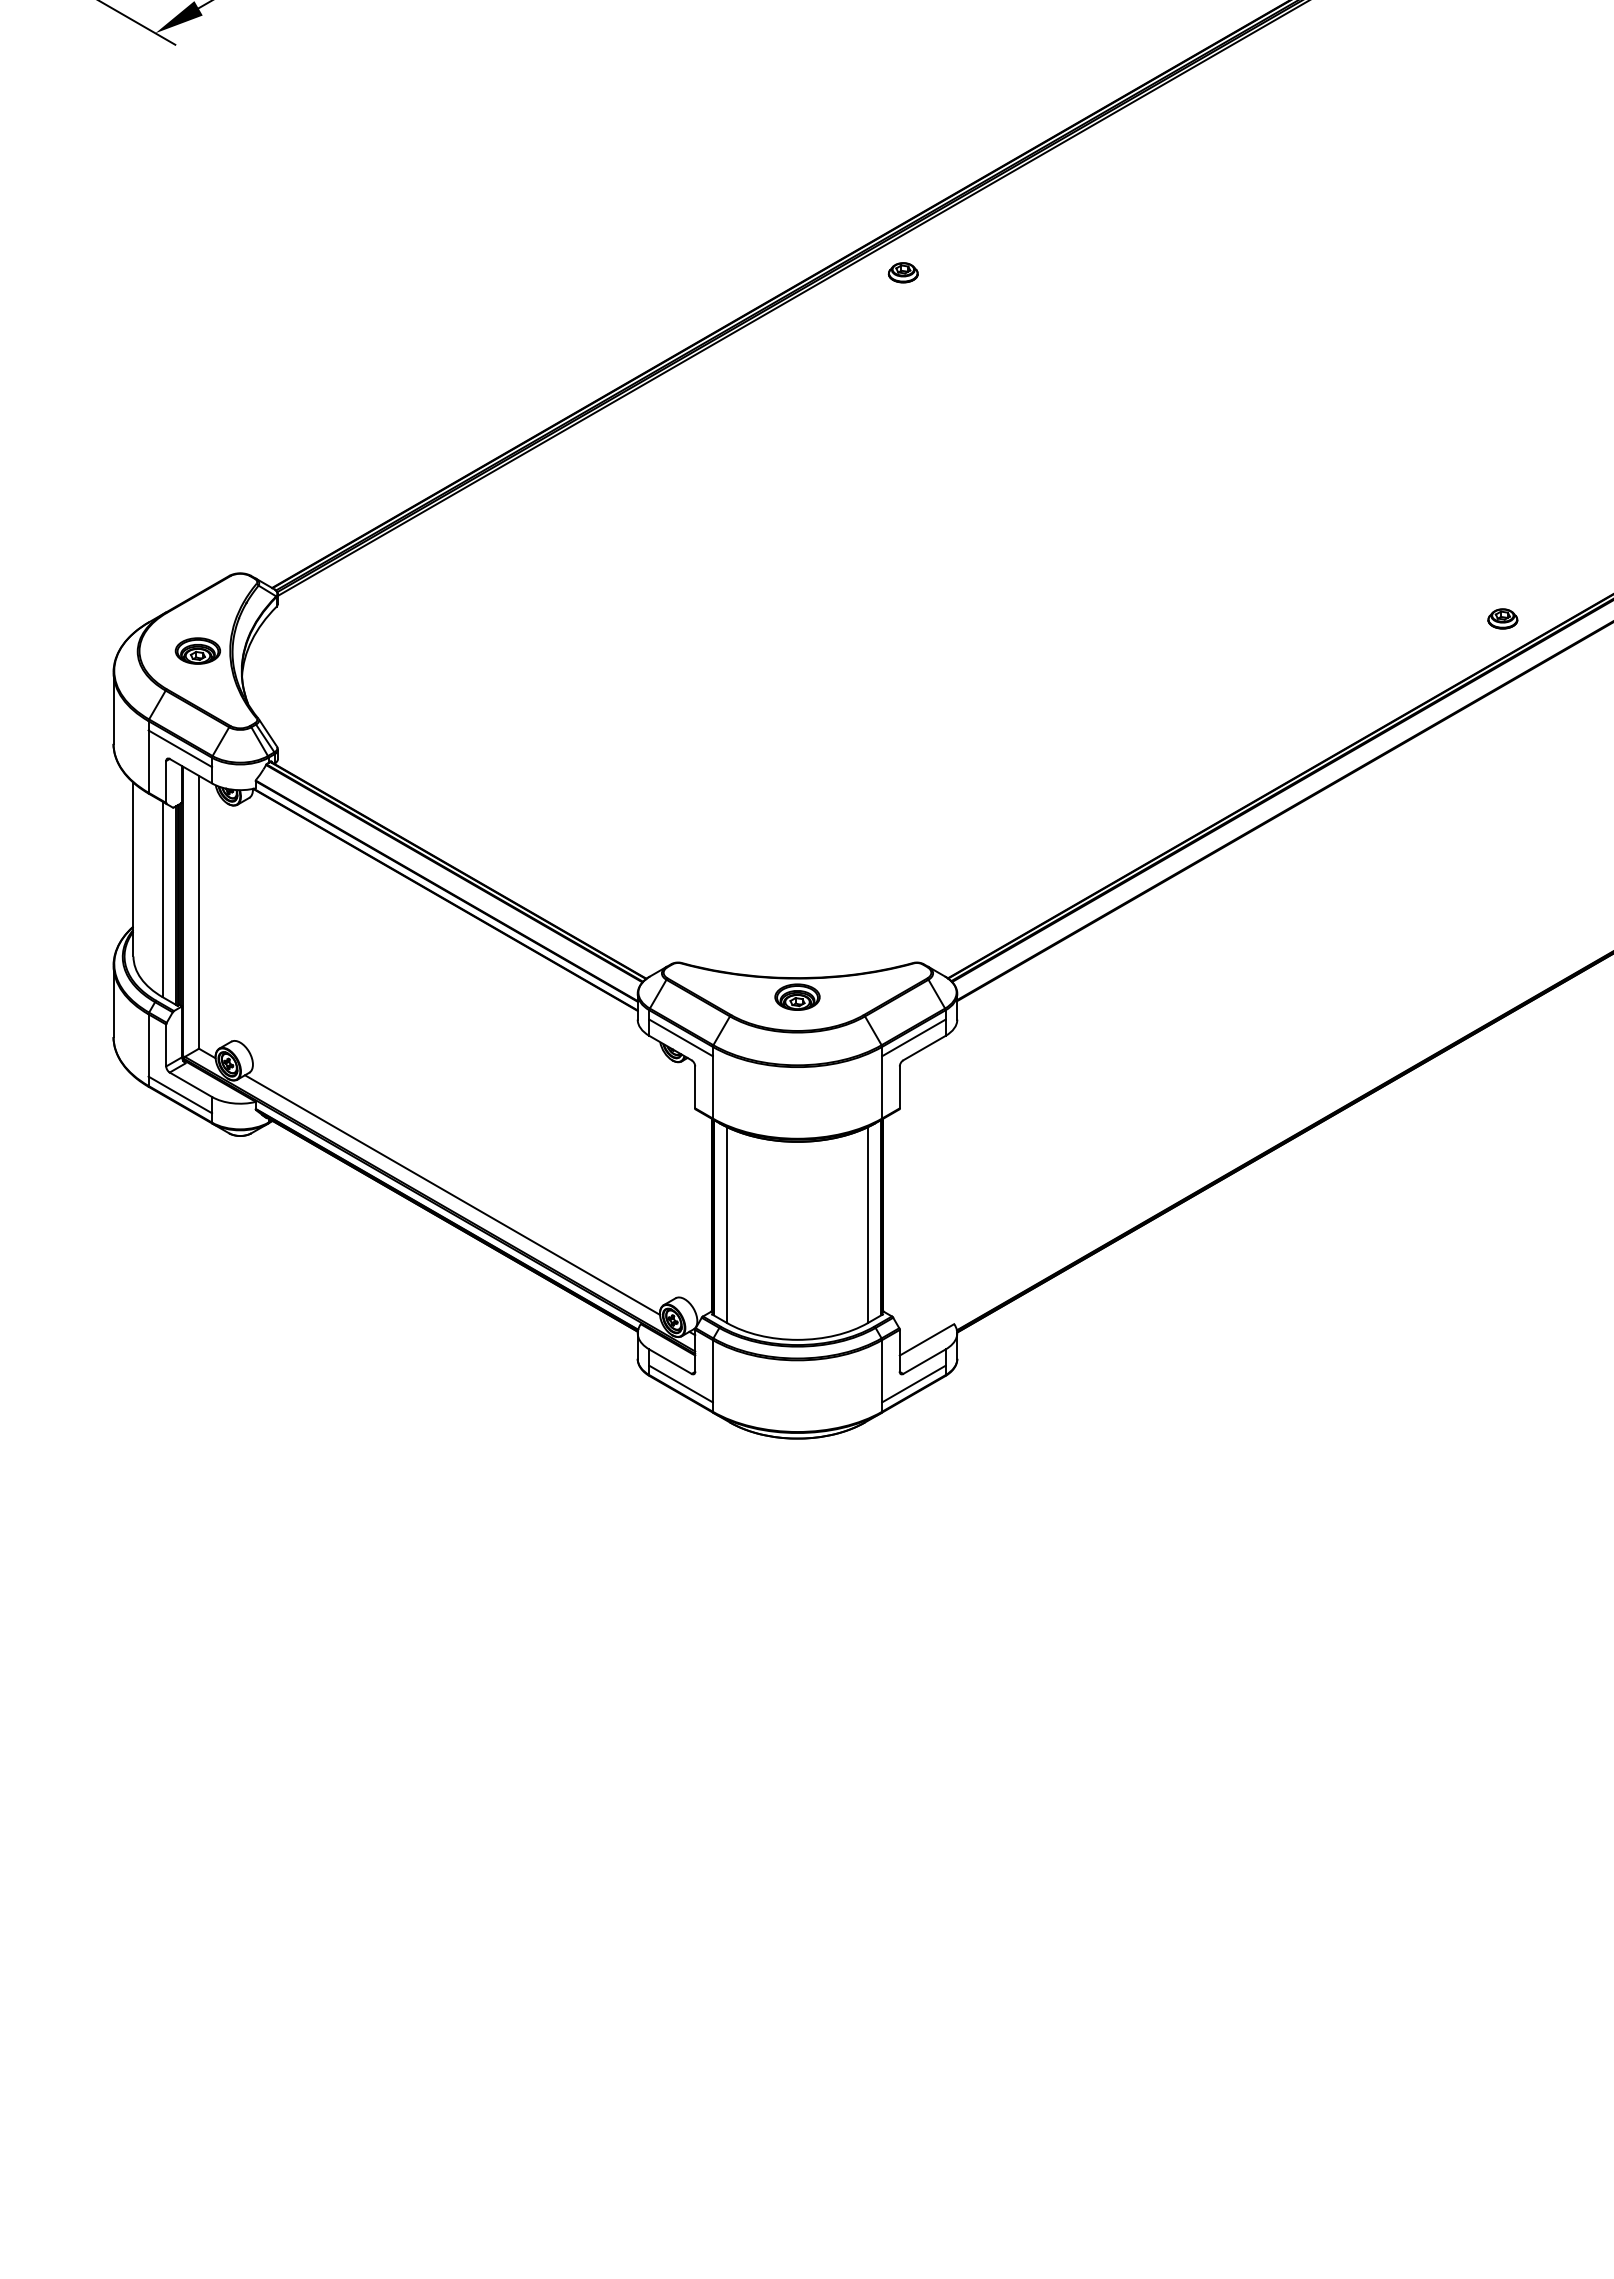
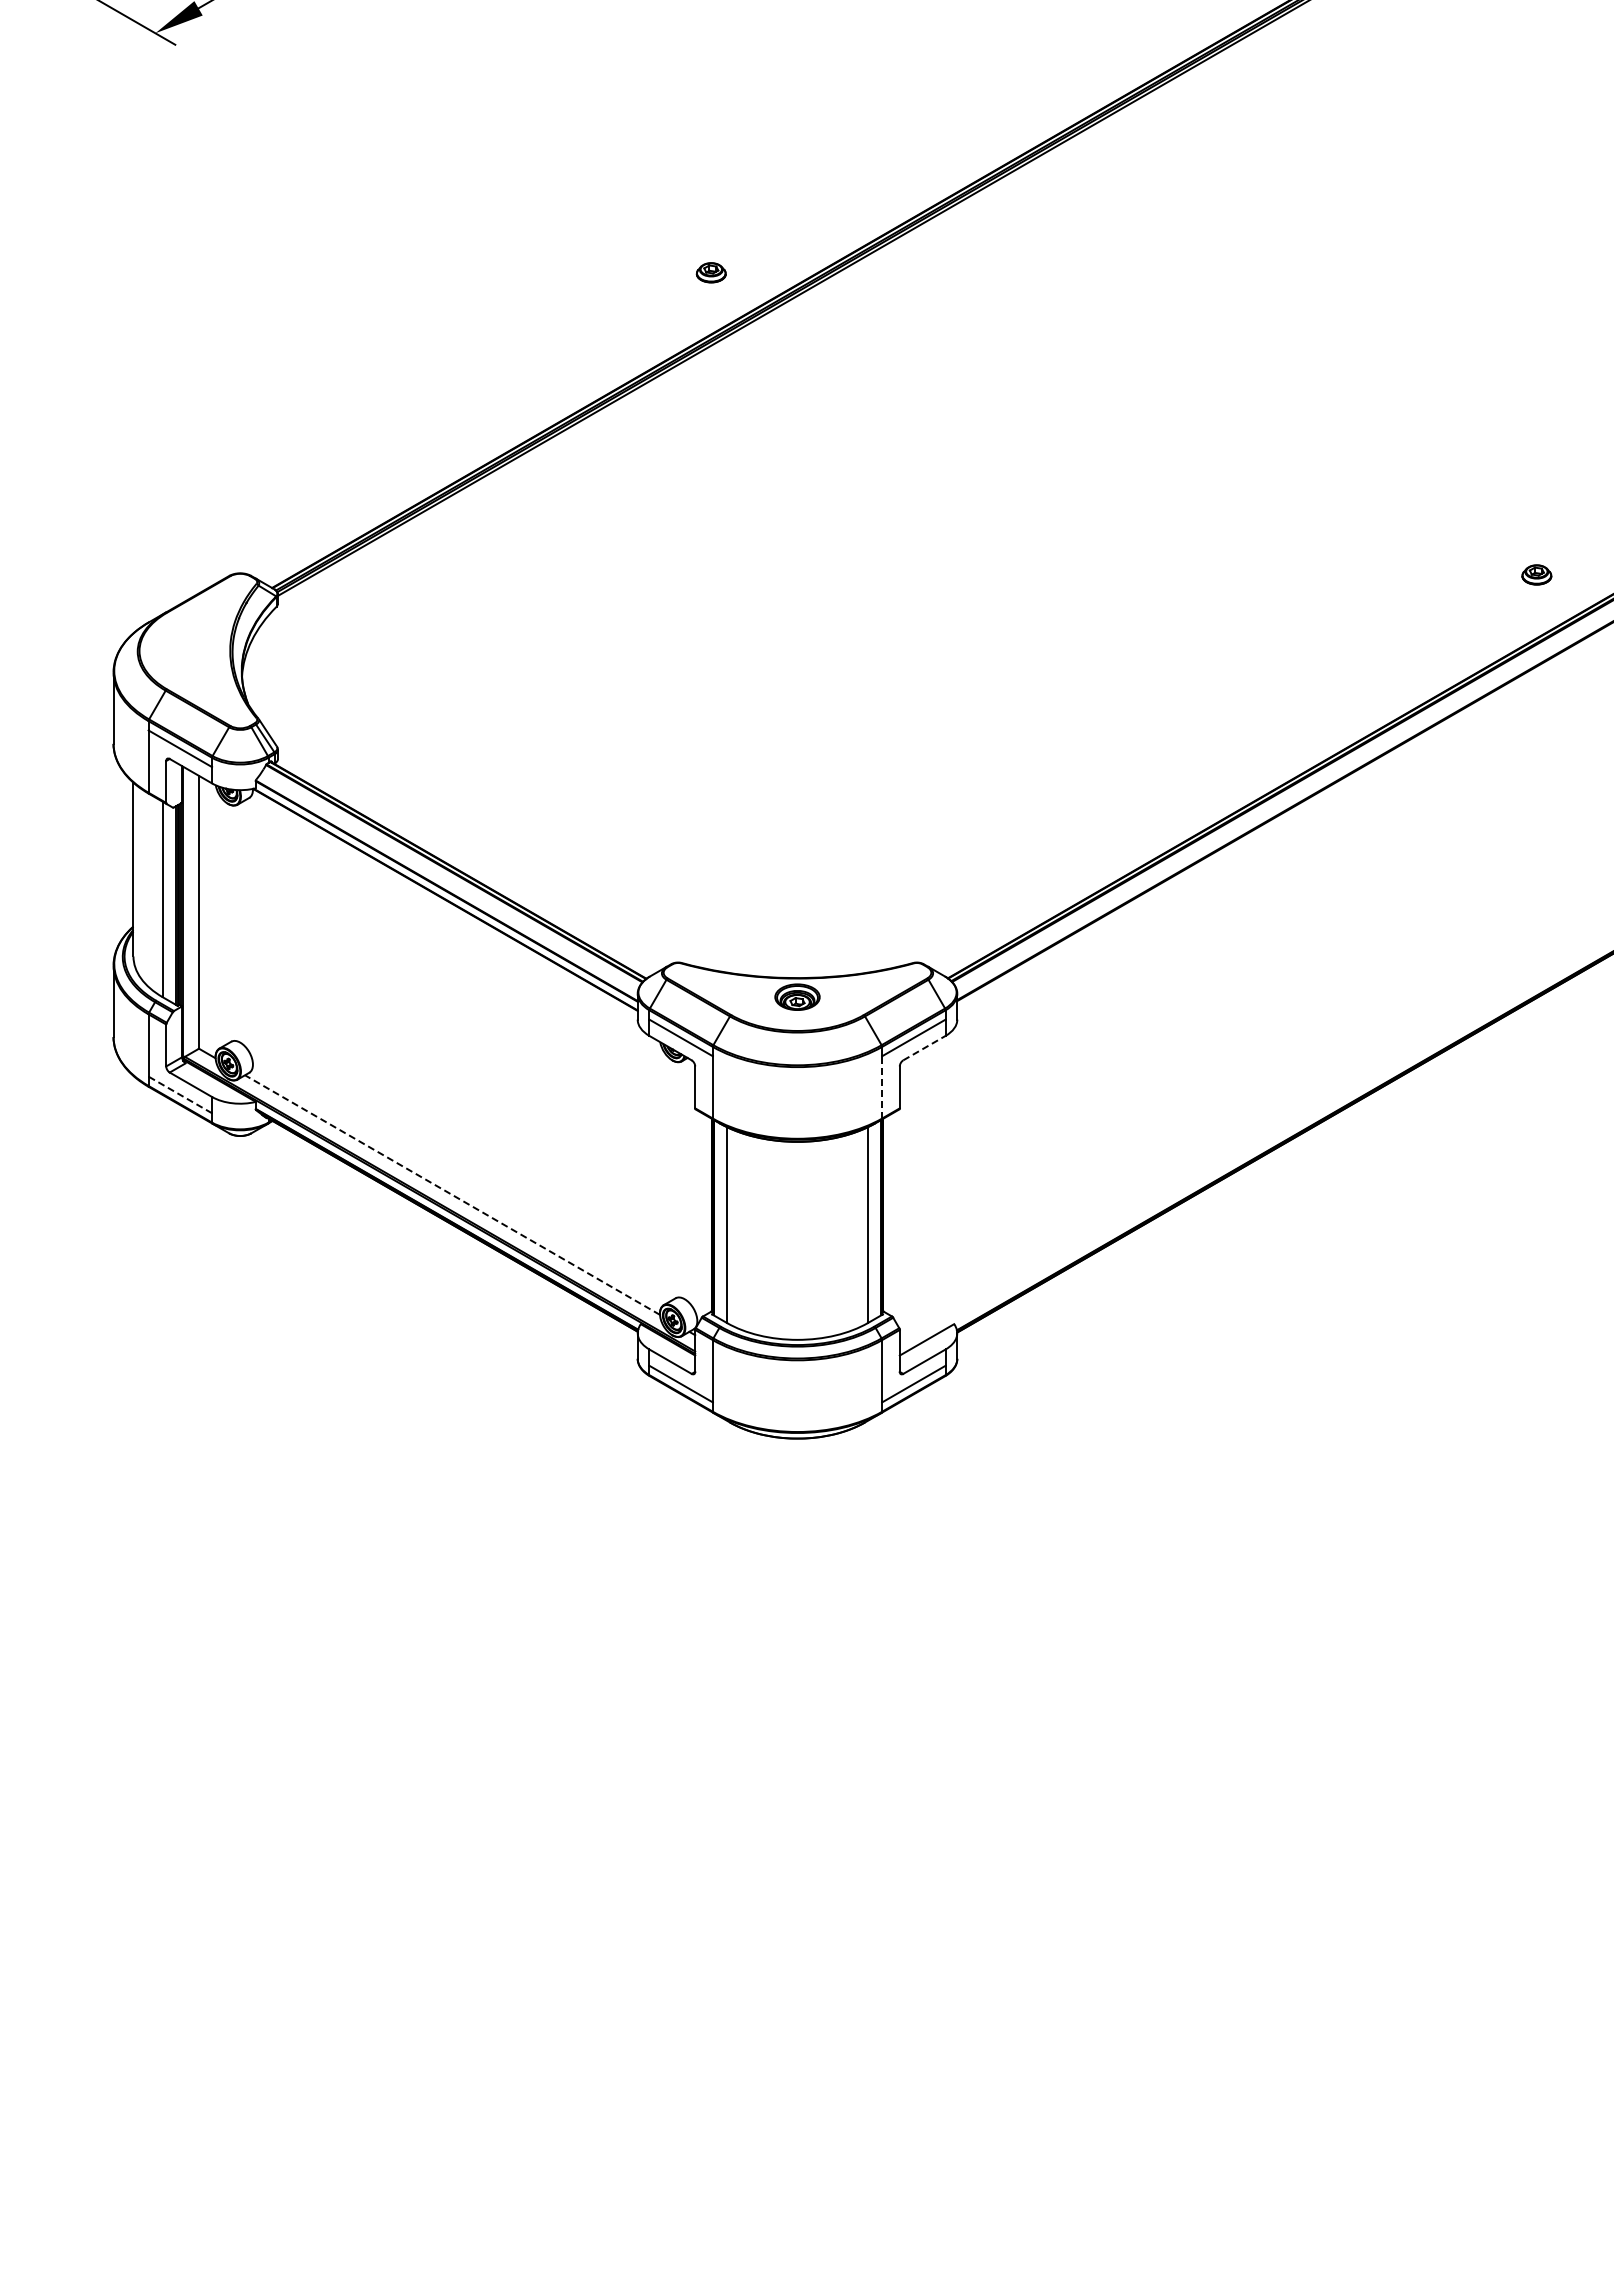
part position: (902, 272) -> (710, 272) (710, 272)
part position: (1502, 618) -> (1536, 574) (1536, 574)
part: present -> none (197, 650)
line: solid -> dashed (924, 1047)
line: solid -> dashed (882, 1086)
line: solid -> dashed (180, 1094)
line: solid -> dashed (452, 1195)
